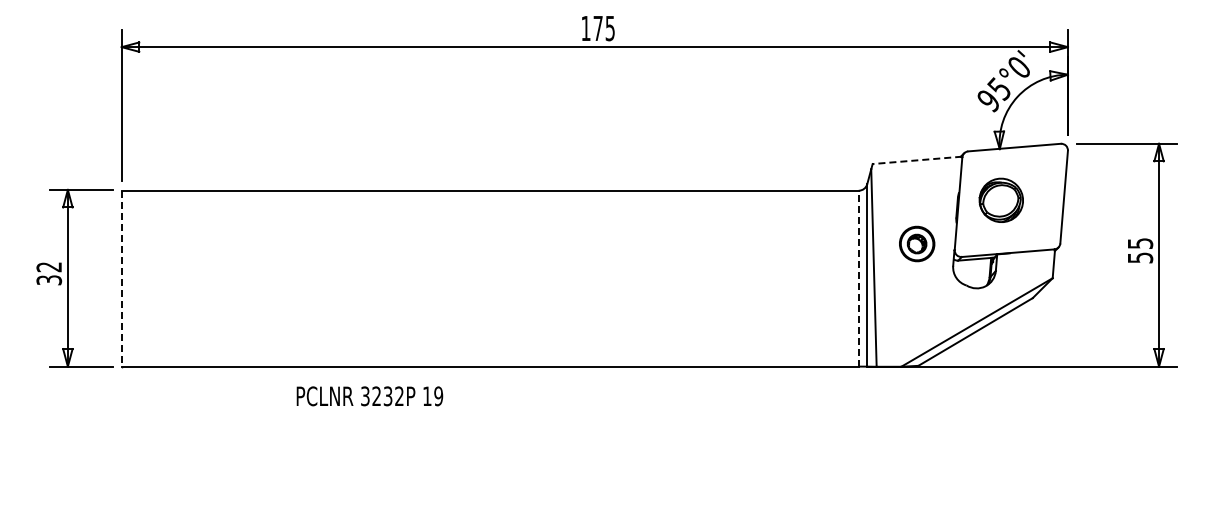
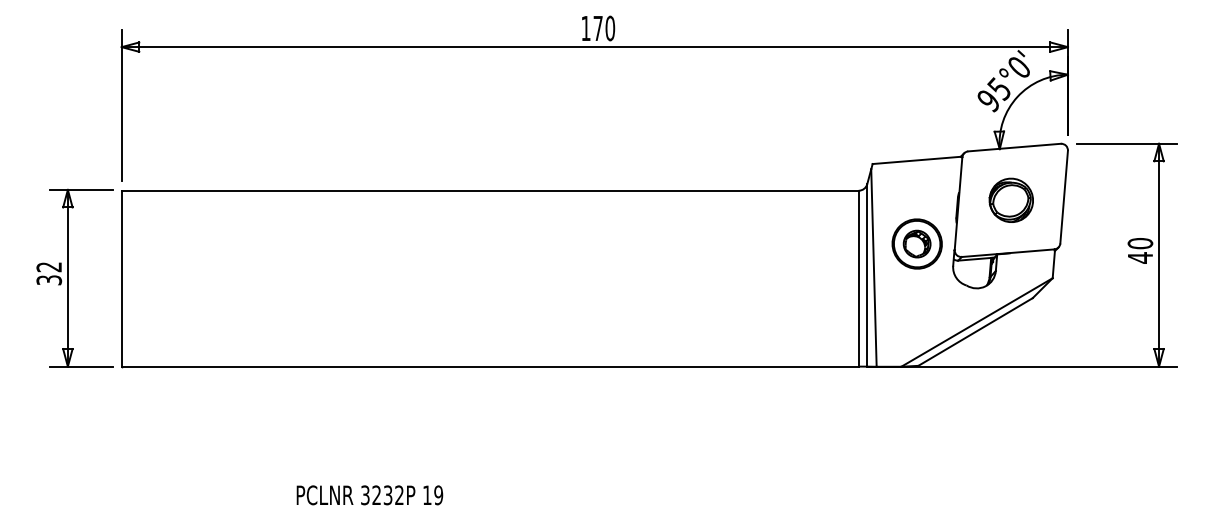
text: 175 -> 170 (610, 28)
line: dashed -> solid (917, 160)
part position: (1000, 199) -> (1010, 199) (1010, 199)
part size: 37x38 px -> 52x52 px (916, 243)
text: 55 -> 40 (1140, 250)
line: dashed -> solid (121, 278)
line: dashed -> solid (858, 278)
text position: (369, 396) -> (369, 495) (369, 495)
